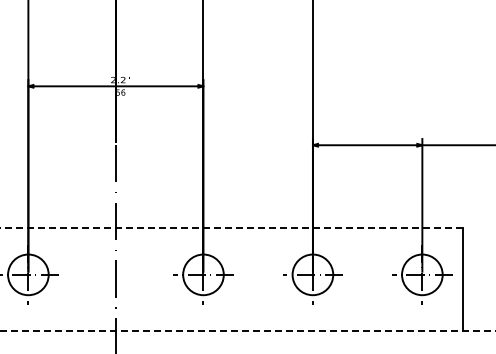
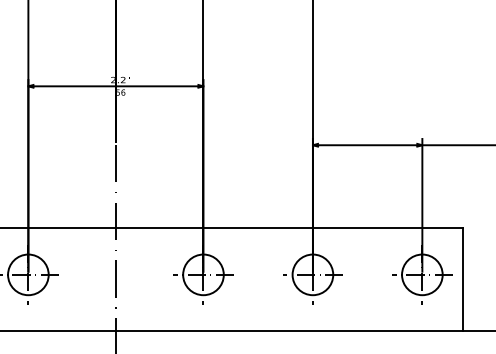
line: dashed -> solid (231, 227)
line: dashed -> solid (247, 331)
